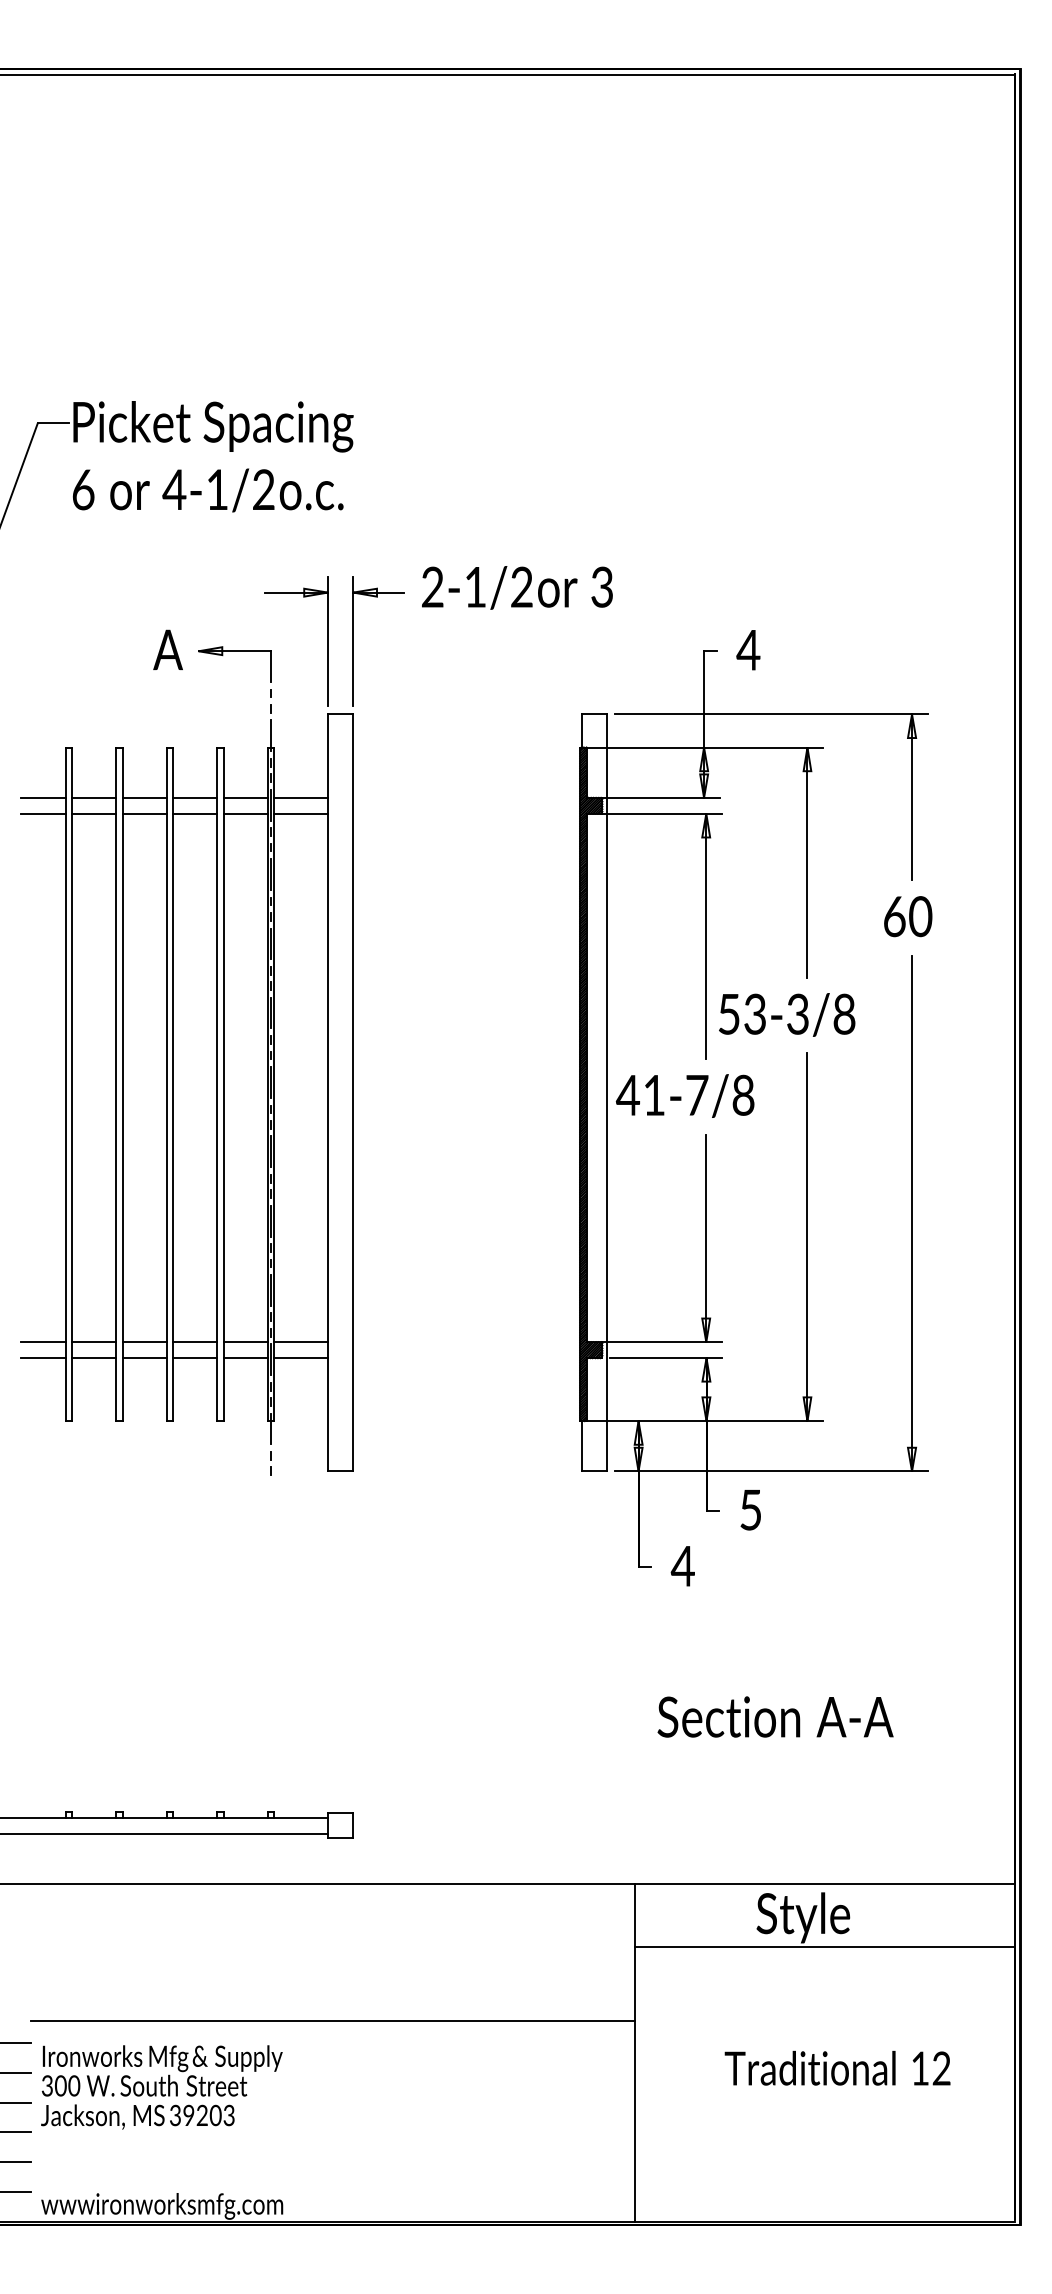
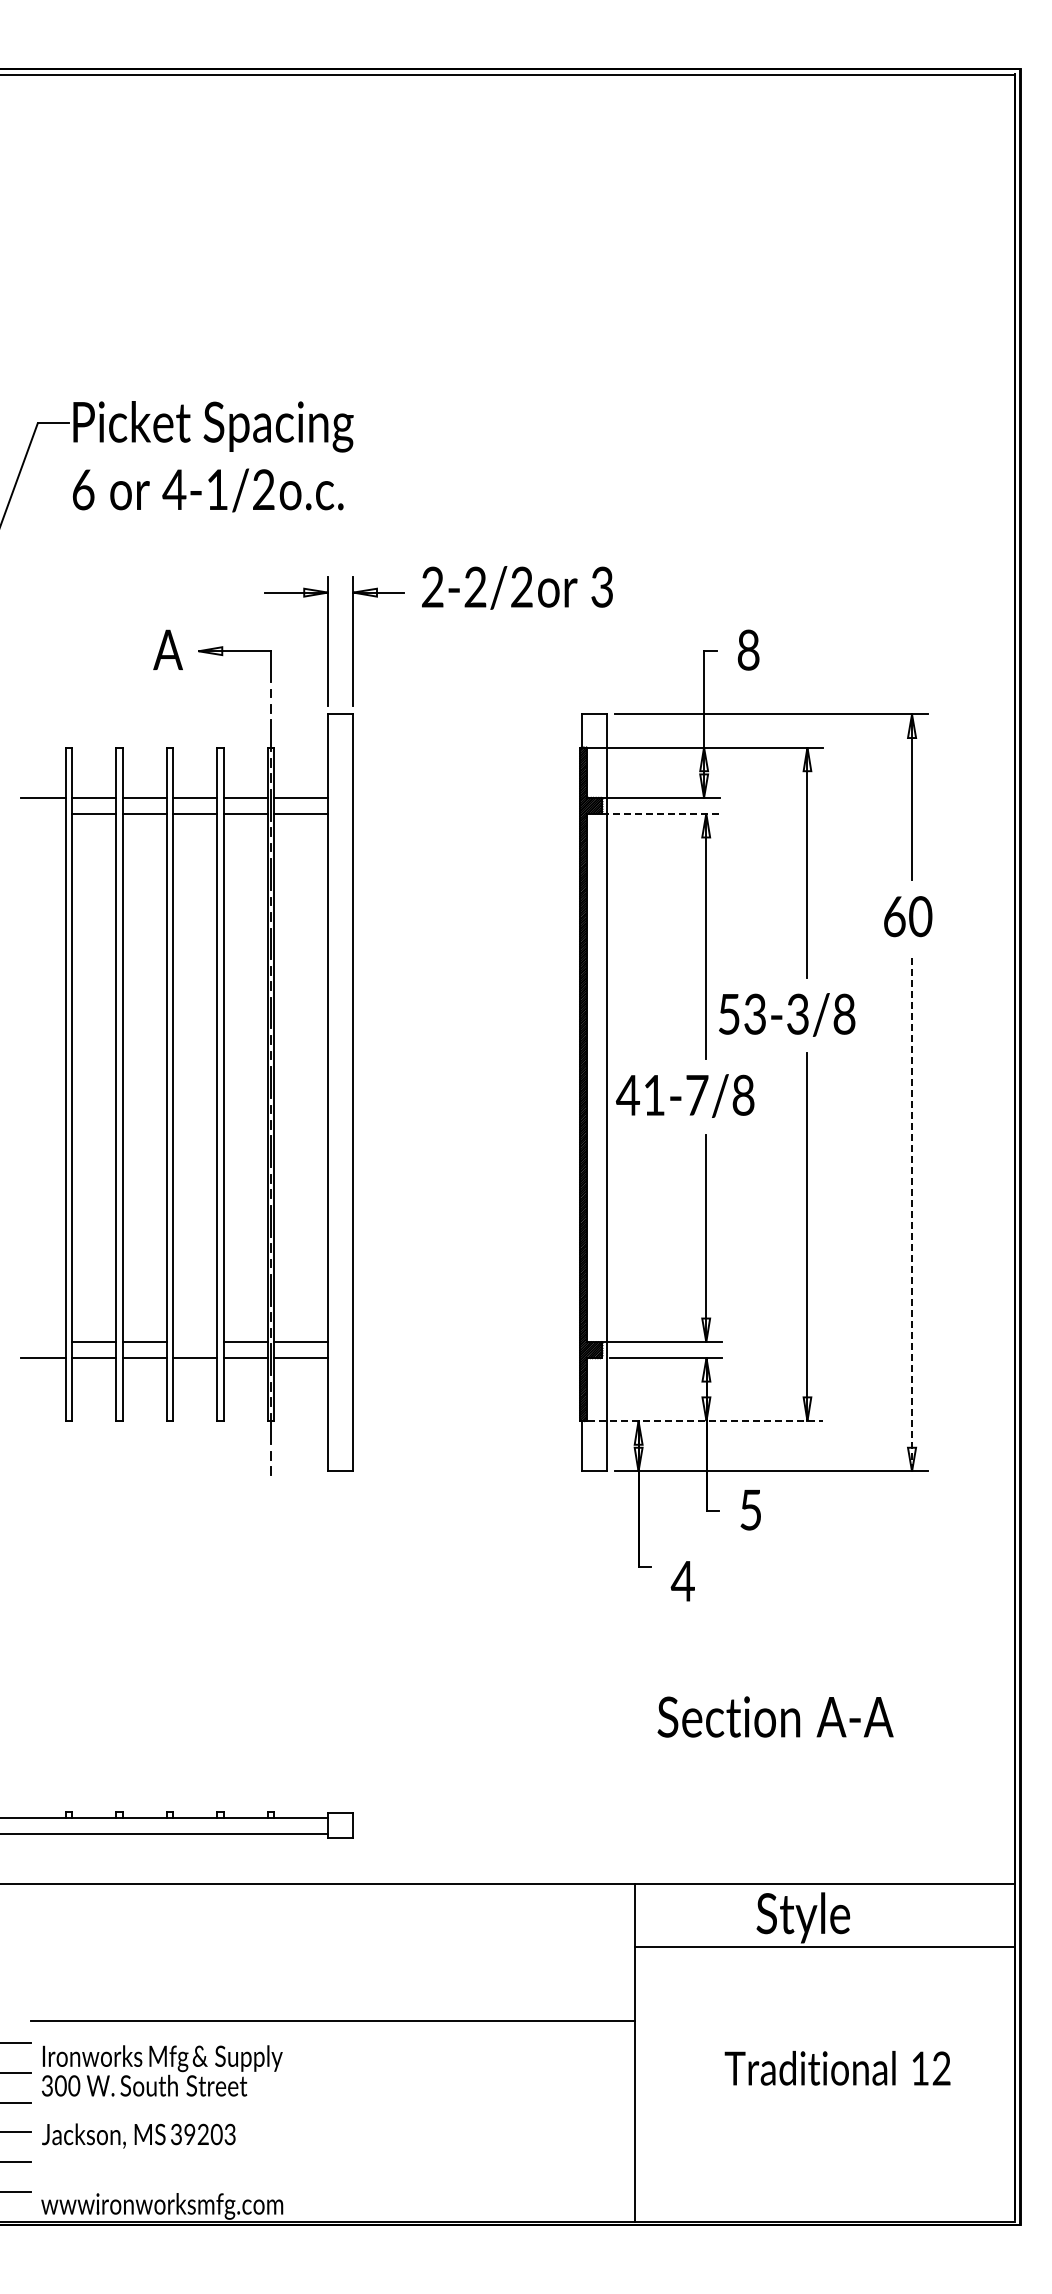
text: 2-1/2 -> 2-2/2 (475, 586)
text: 4 -> 8 (748, 649)
line: present -> none (43, 813)
line: solid -> dashed (662, 813)
line: solid -> dashed (912, 1213)
line: present -> none (43, 1342)
line: present -> none (195, 1342)
line: solid -> dashed (705, 1421)
text position: (682, 1566) -> (682, 1581) (682, 1581)
text position: (137, 2116) -> (138, 2135) (138, 2135)
